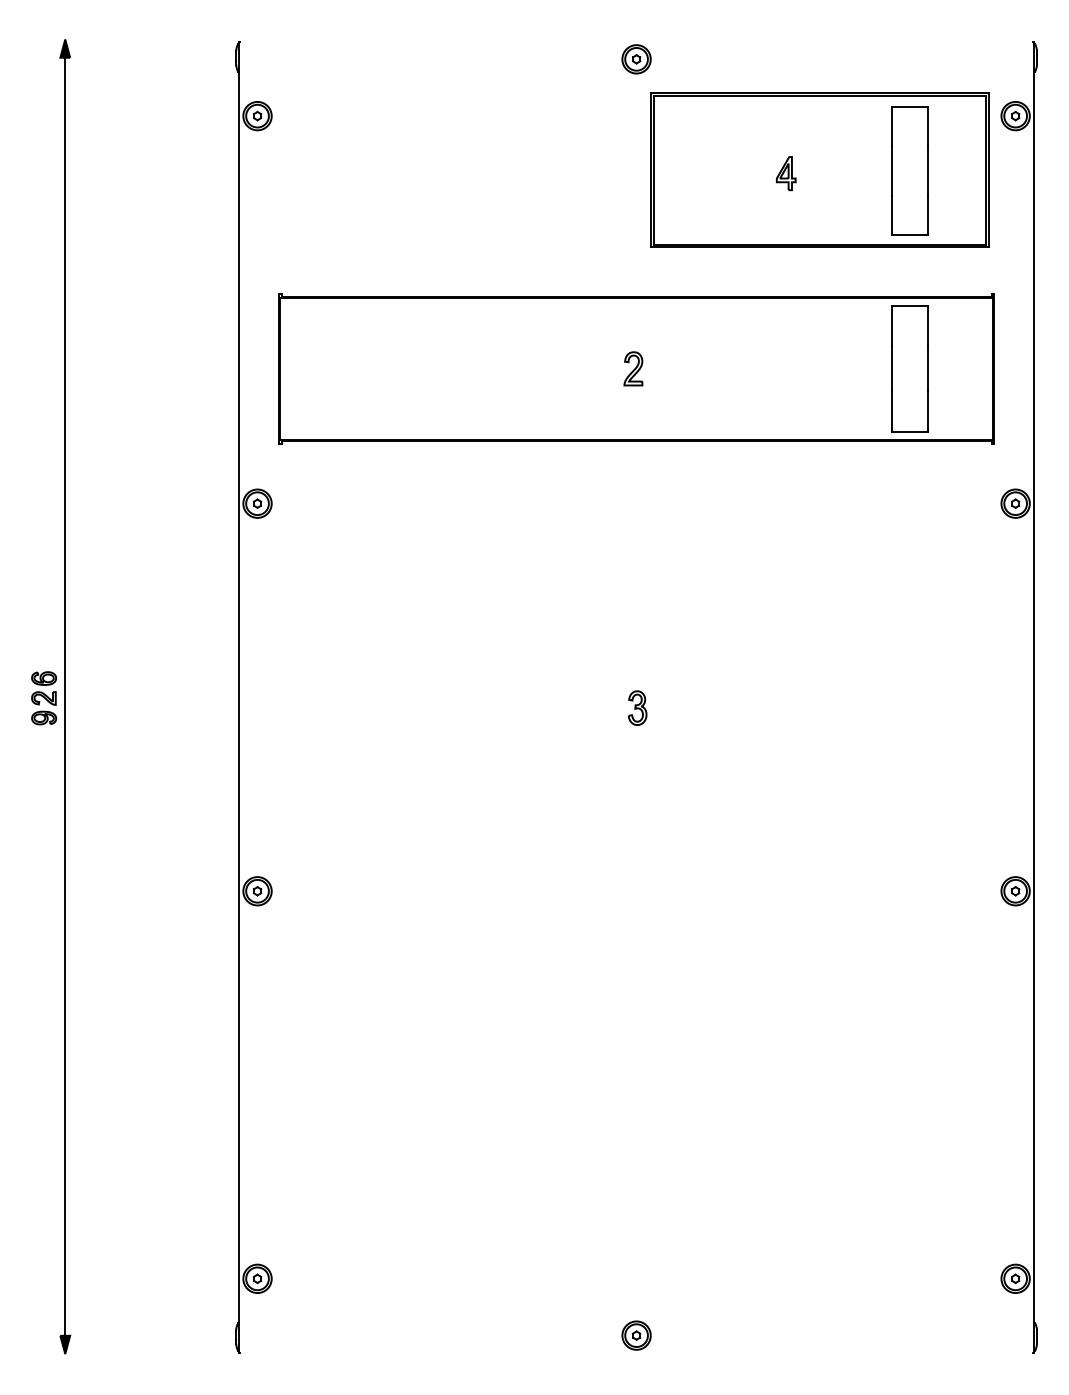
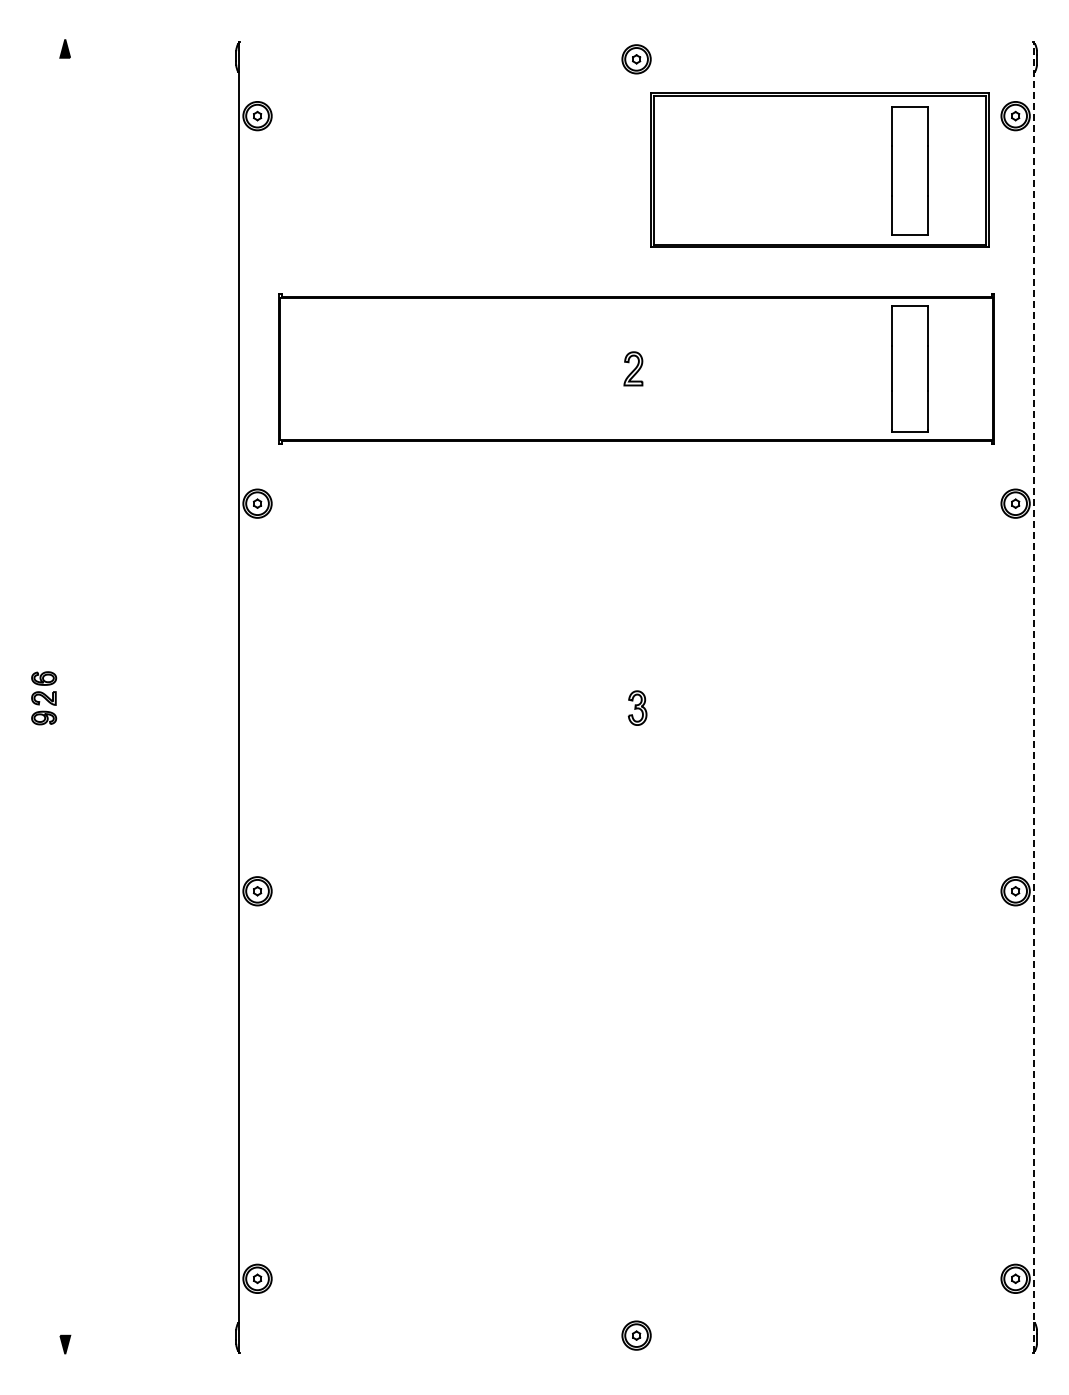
part: present -> none (786, 173)
line: present -> none (65, 696)
line: solid -> dashed (1034, 697)
